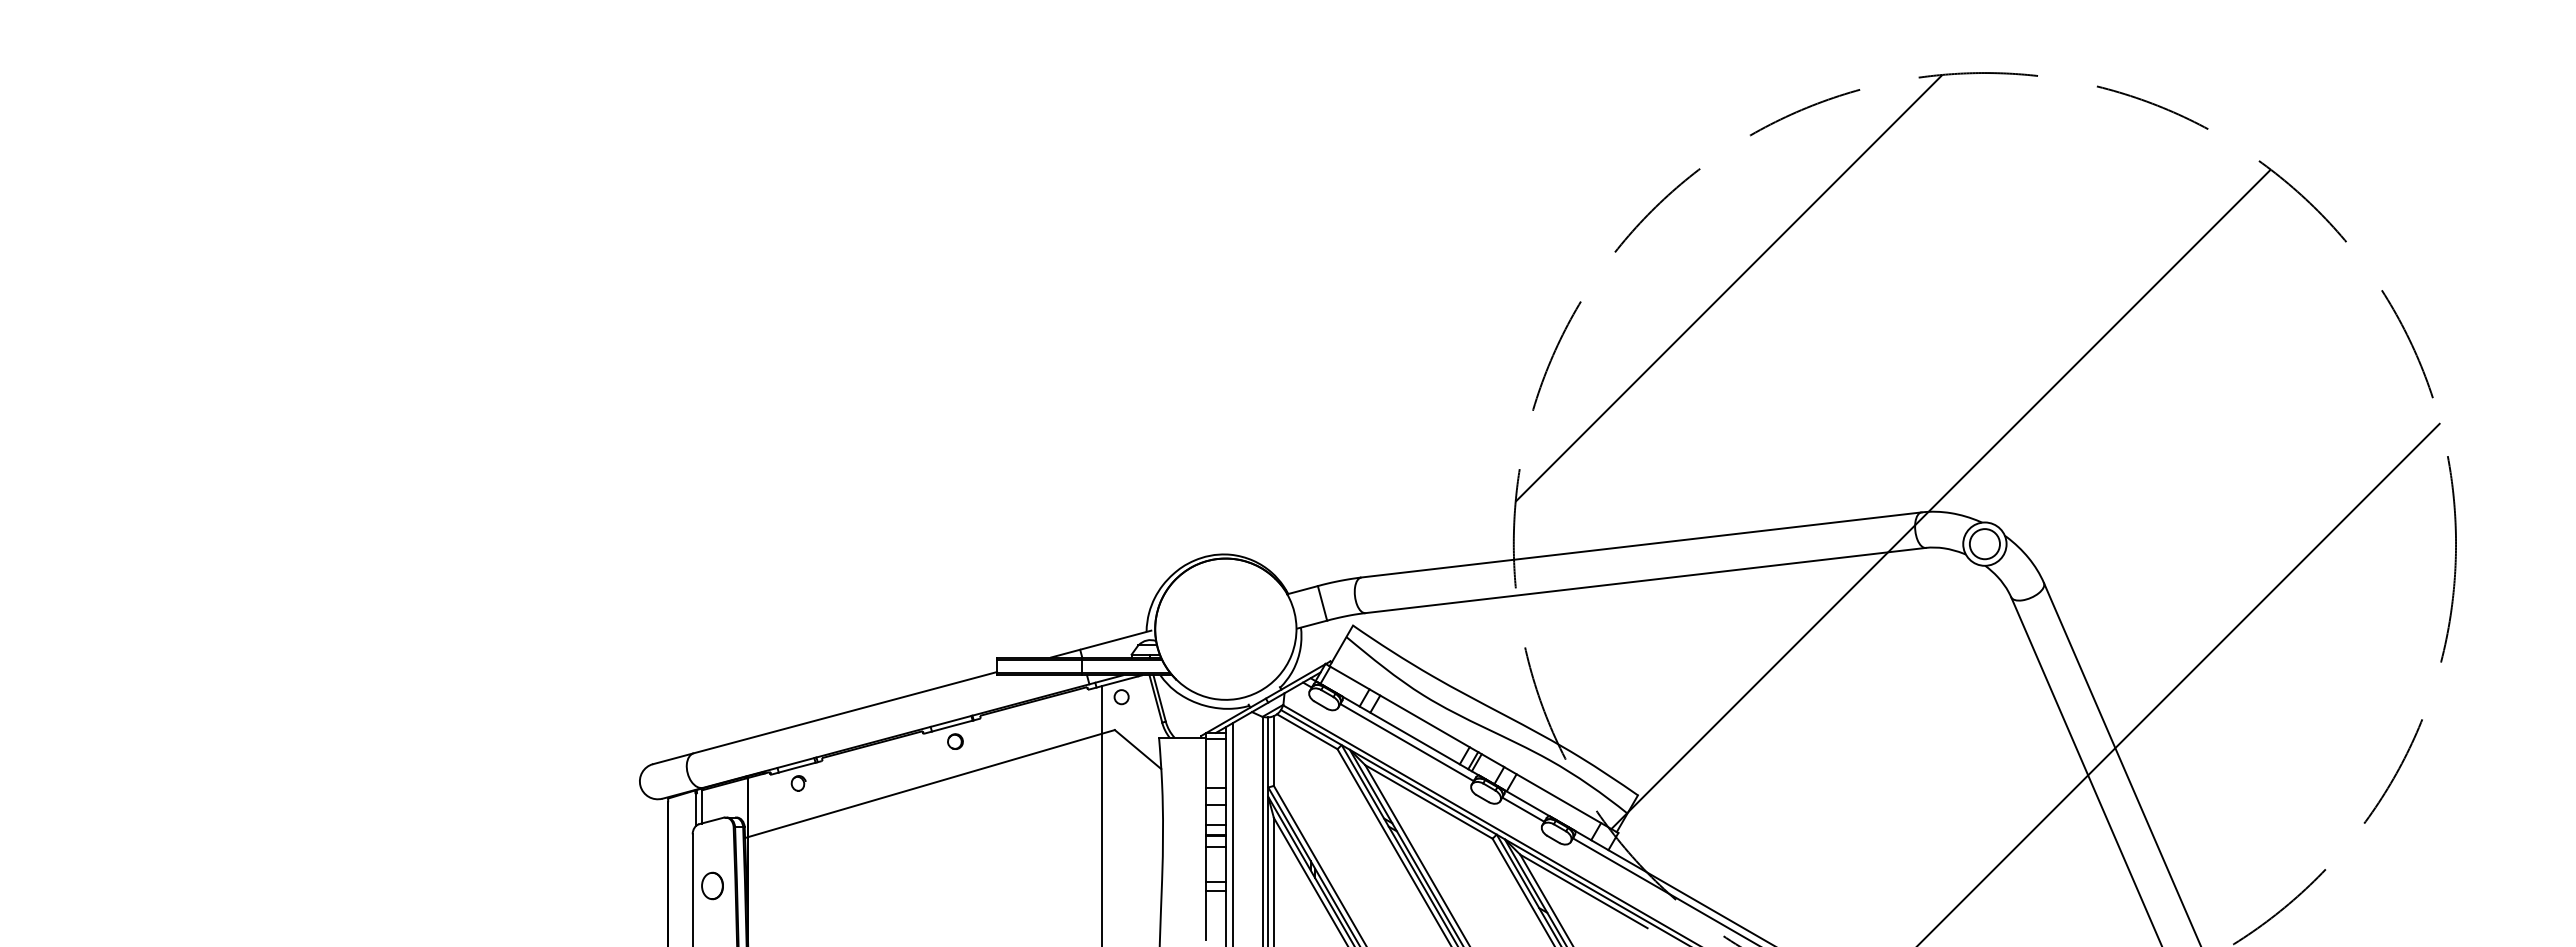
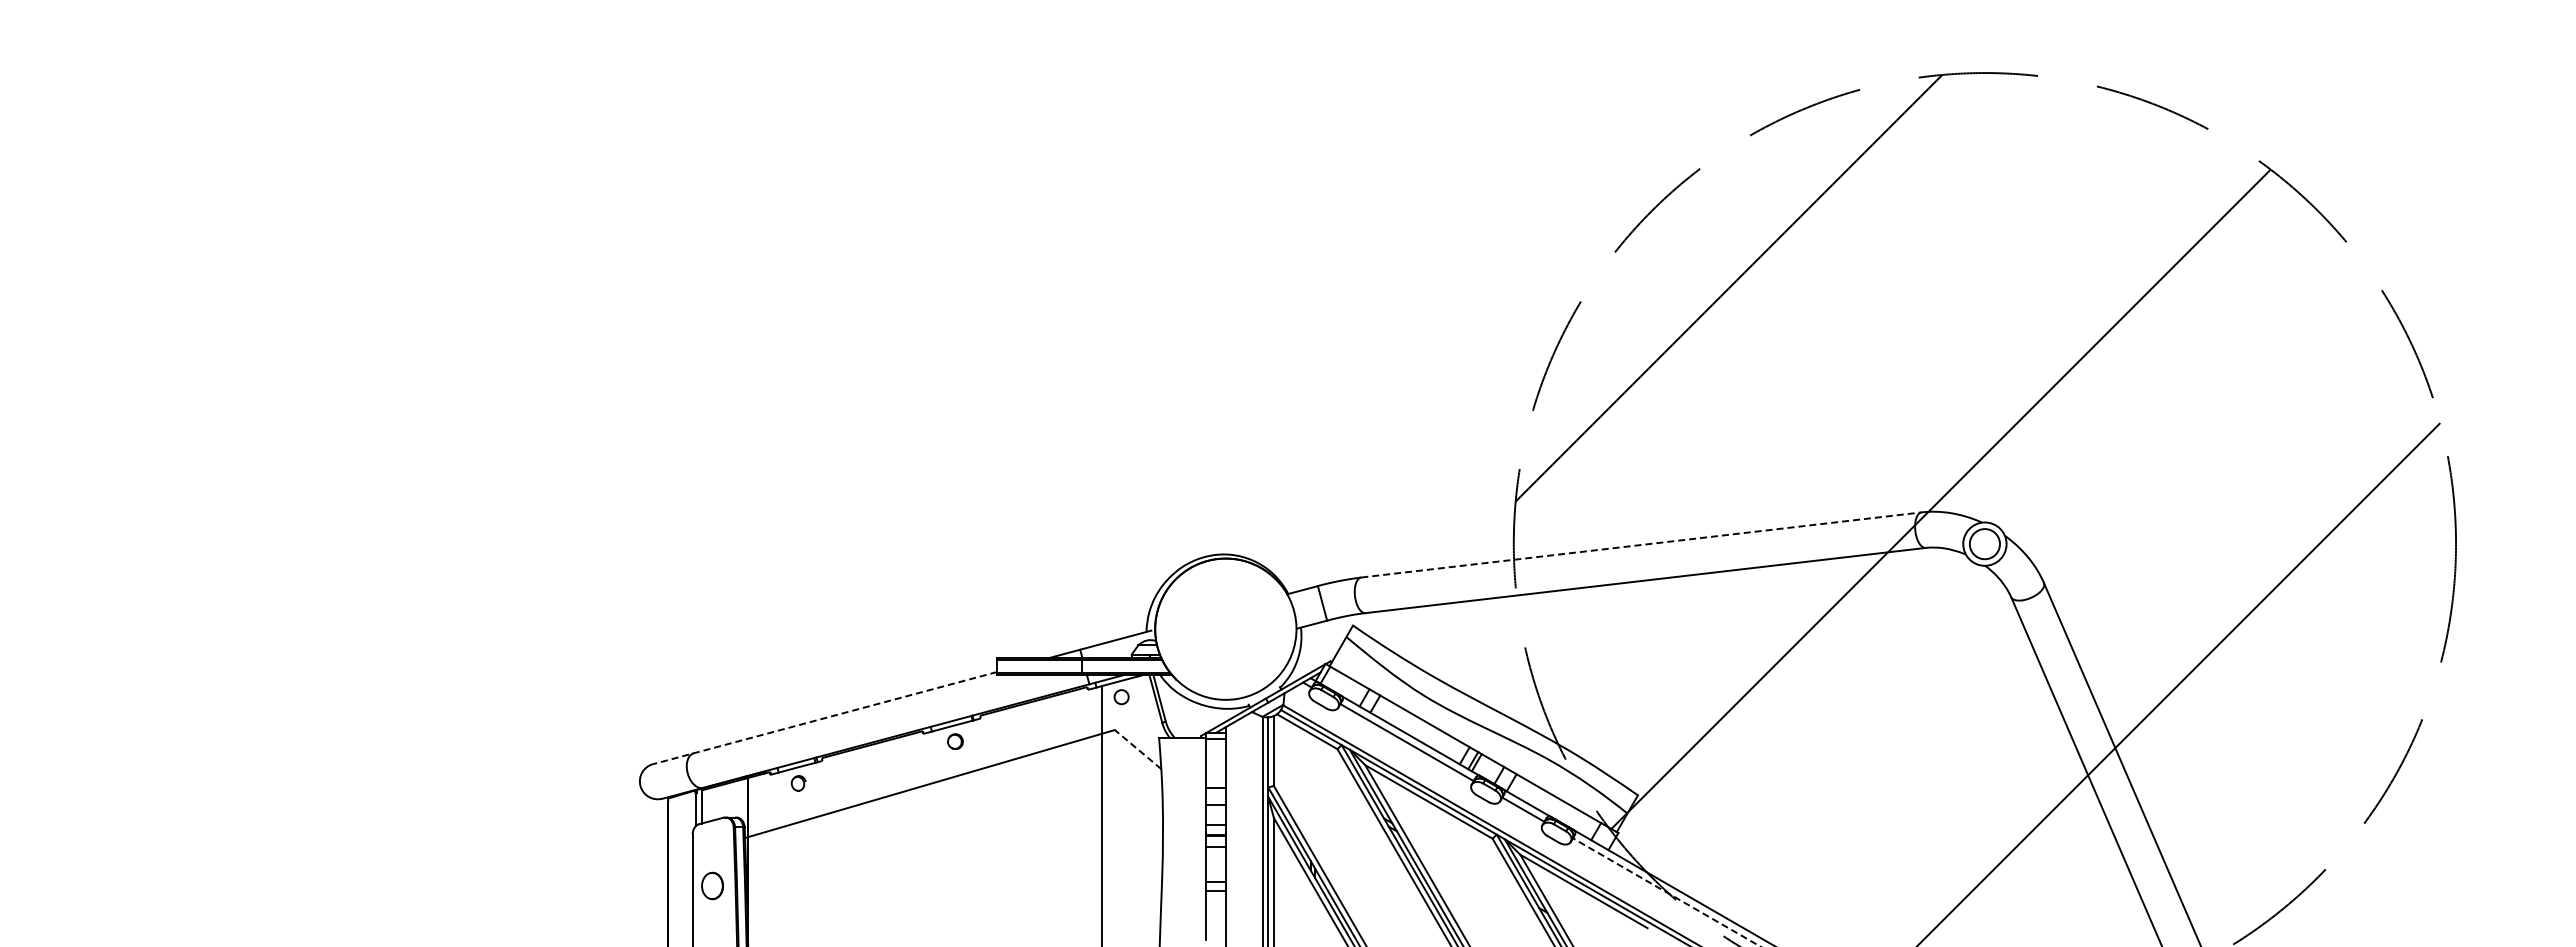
line: solid -> dashed (1642, 544)
line: solid -> dashed (824, 718)
line: solid -> dashed (1137, 749)
line: present -> none (1233, 832)
line: solid -> dashed (1666, 892)
